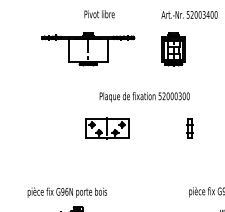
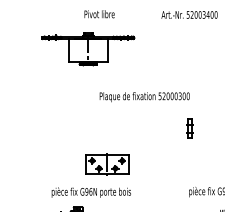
part: present -> none (173, 49)
part position: (107, 128) -> (107, 164) (107, 164)
text position: (66, 192) -> (90, 192) (90, 192)
